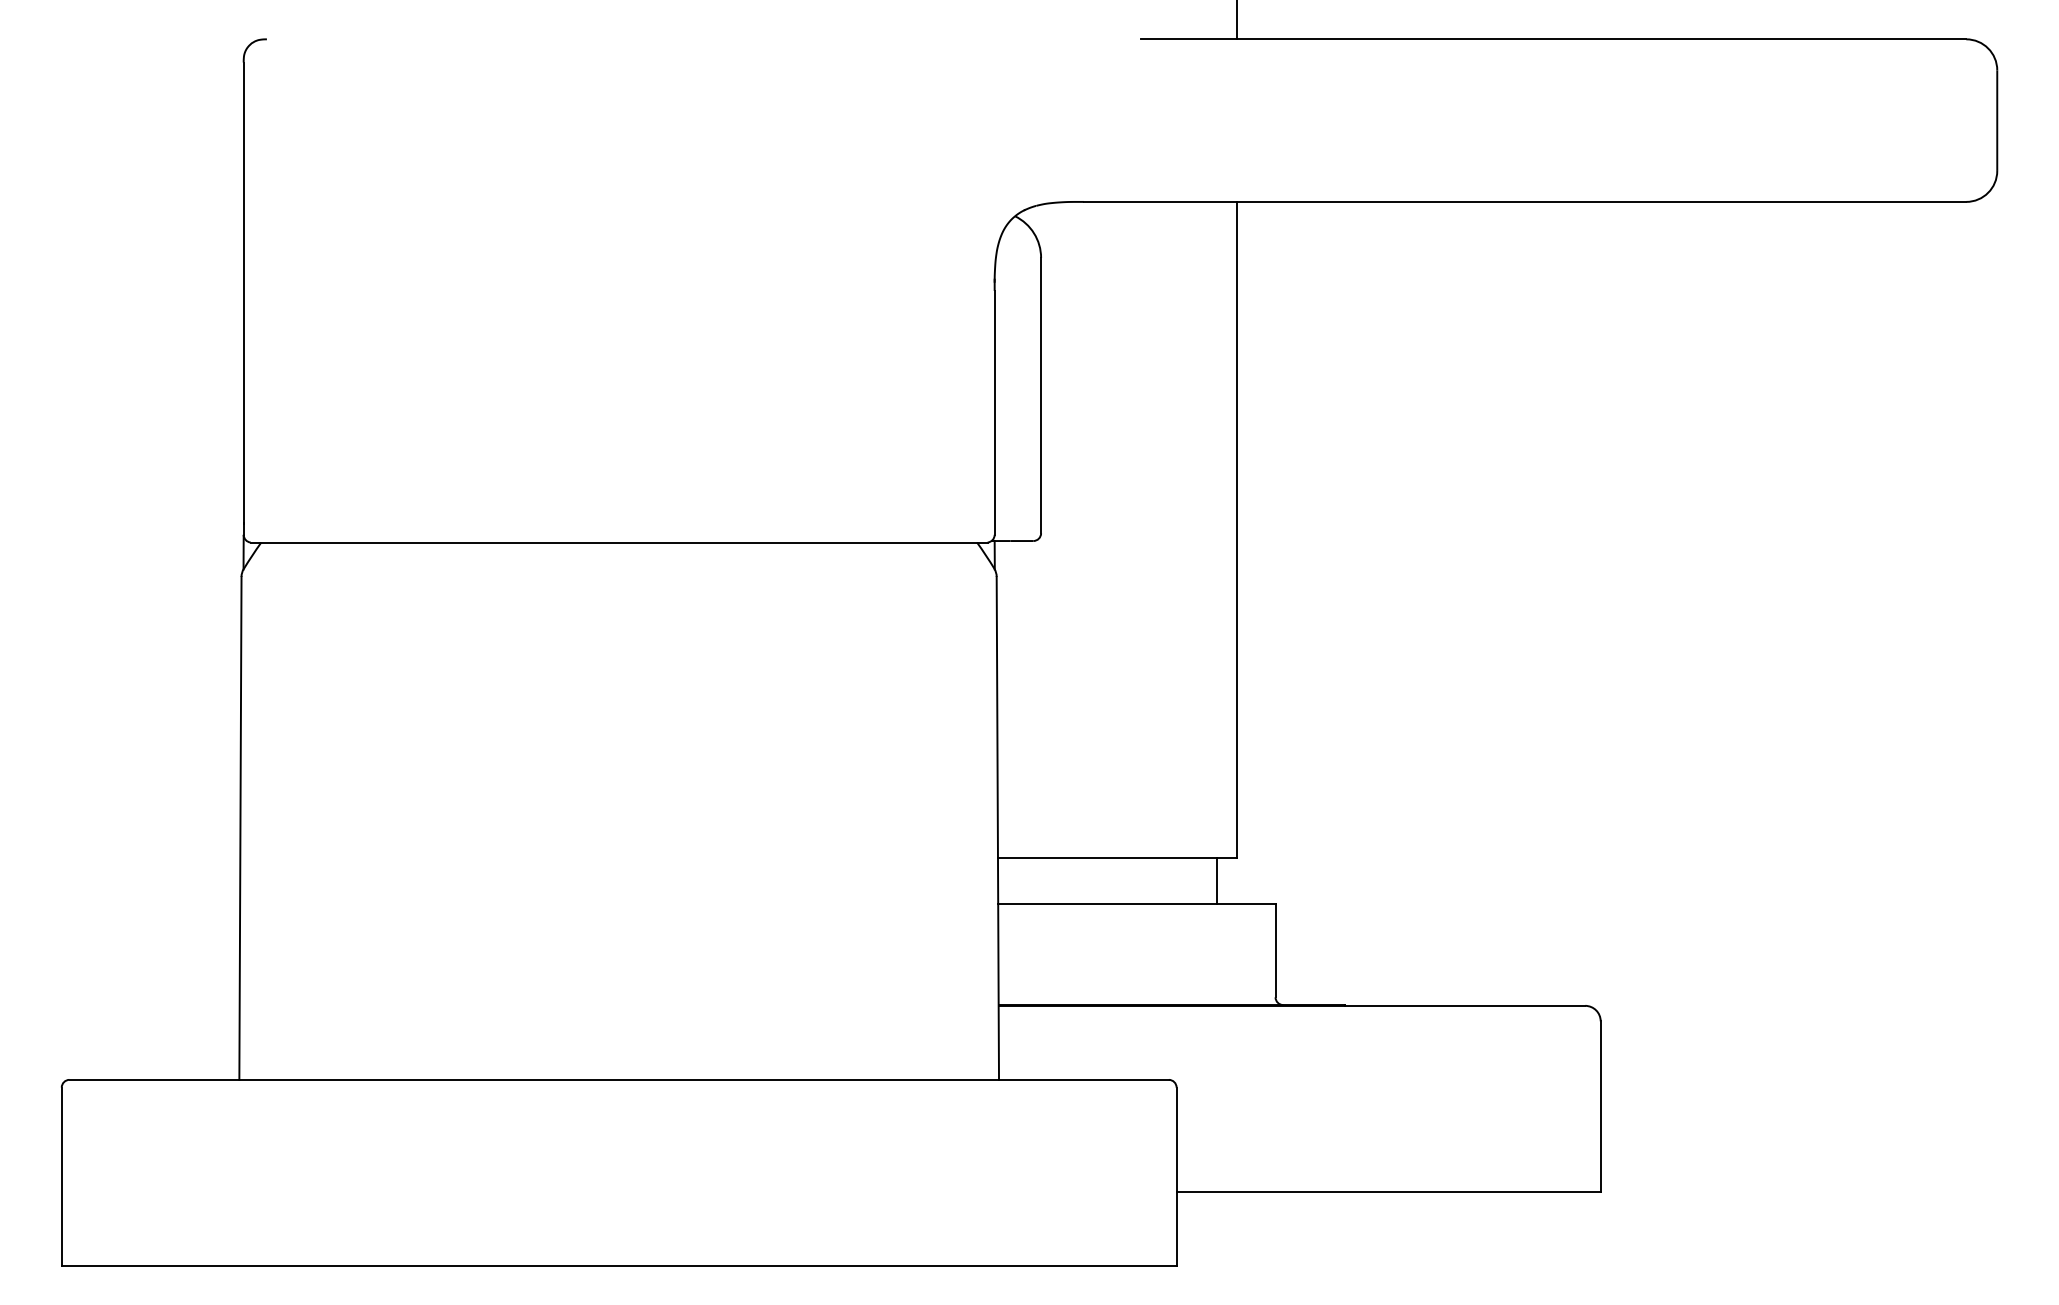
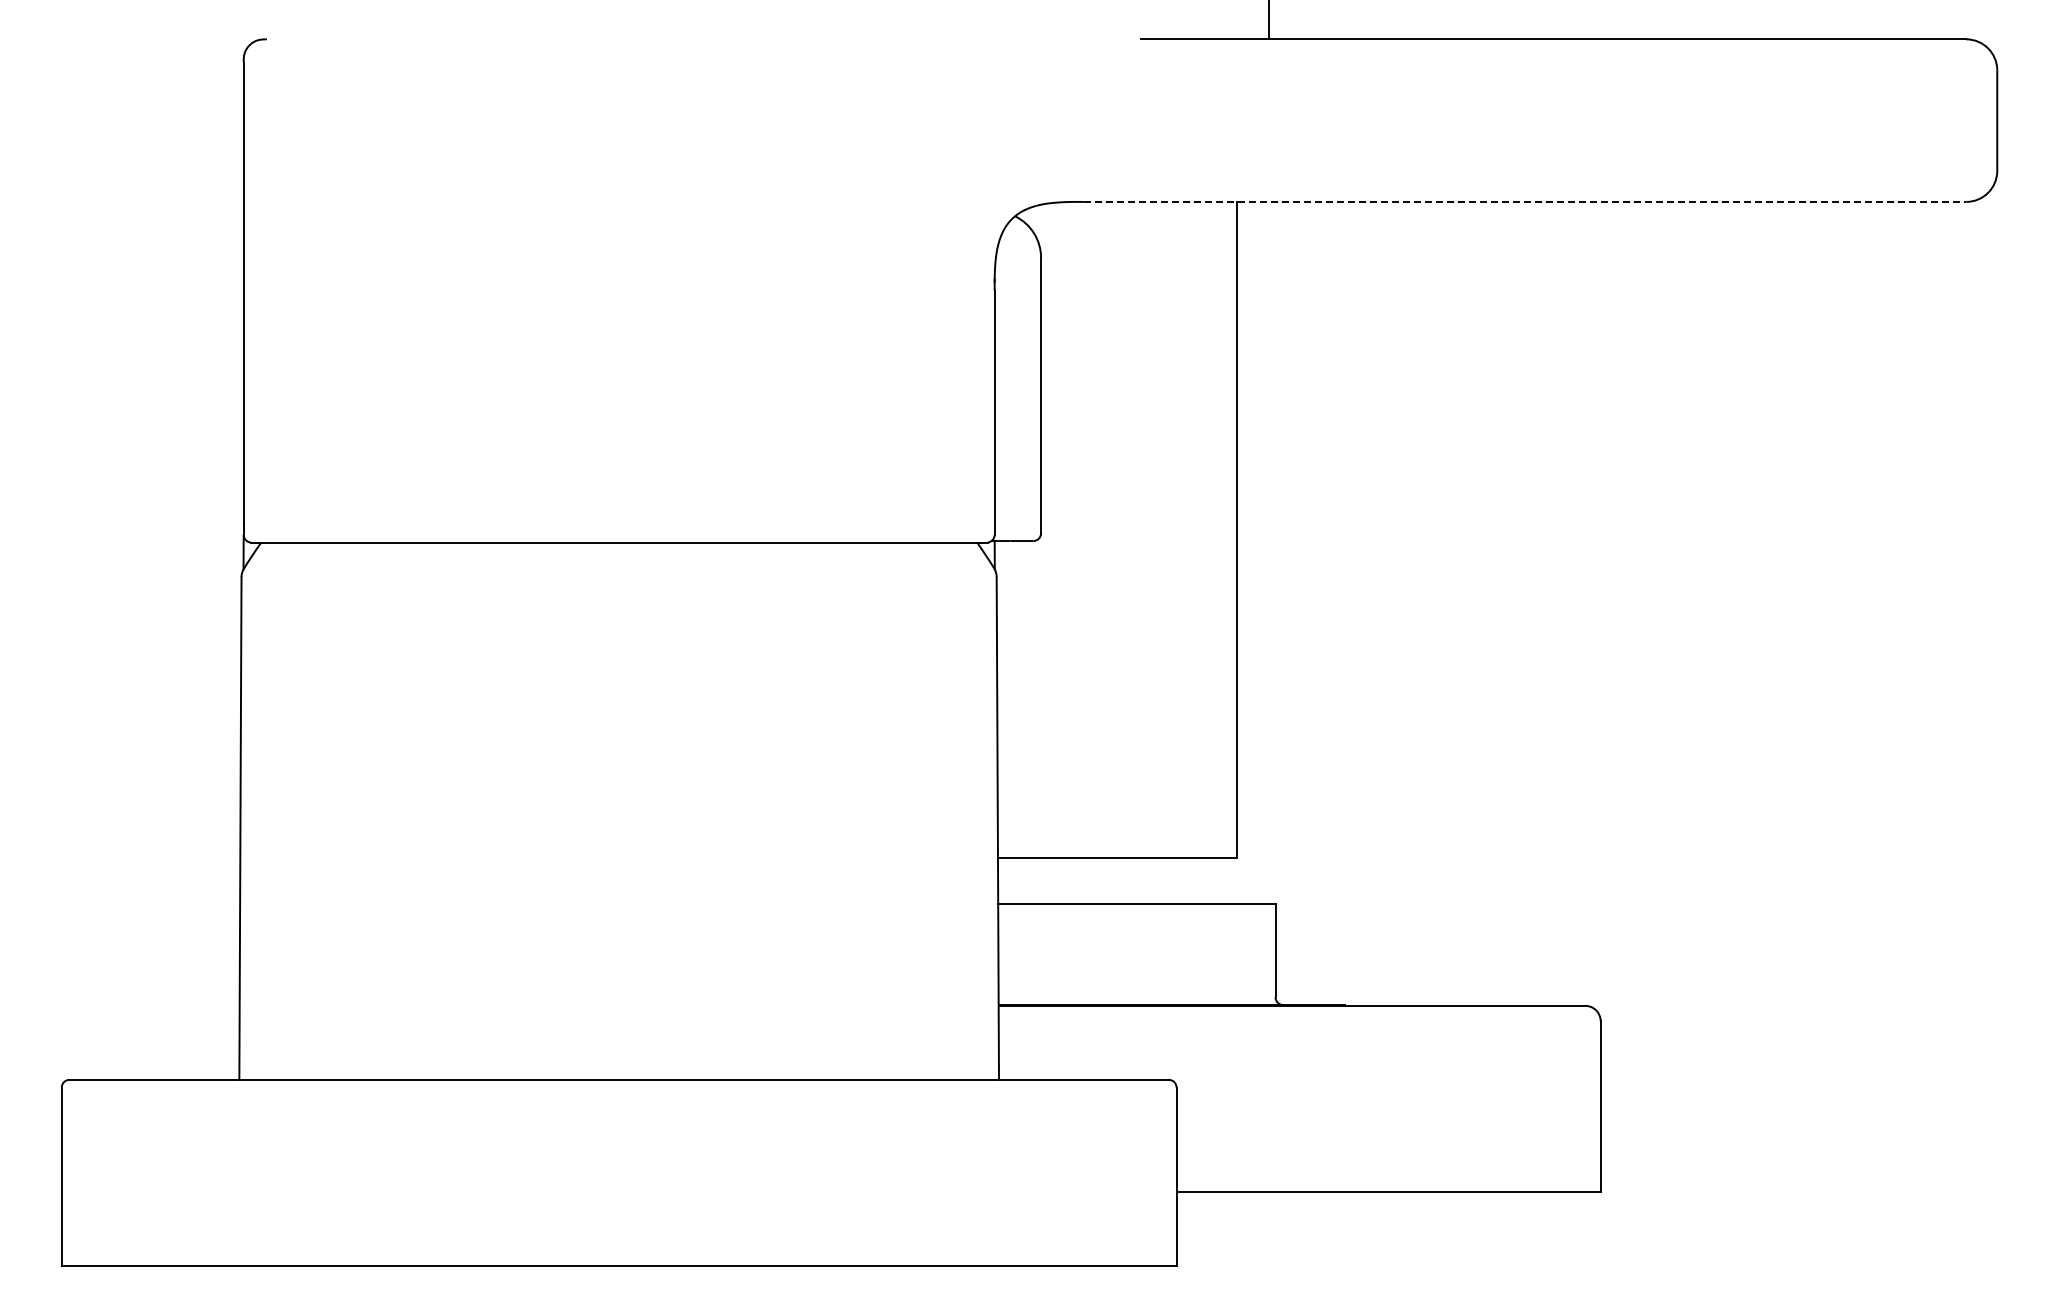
line position: (1236, 20) -> (1268, 20) (1268, 20)
line: solid -> dashed (1525, 201)
line: present -> none (1217, 880)
